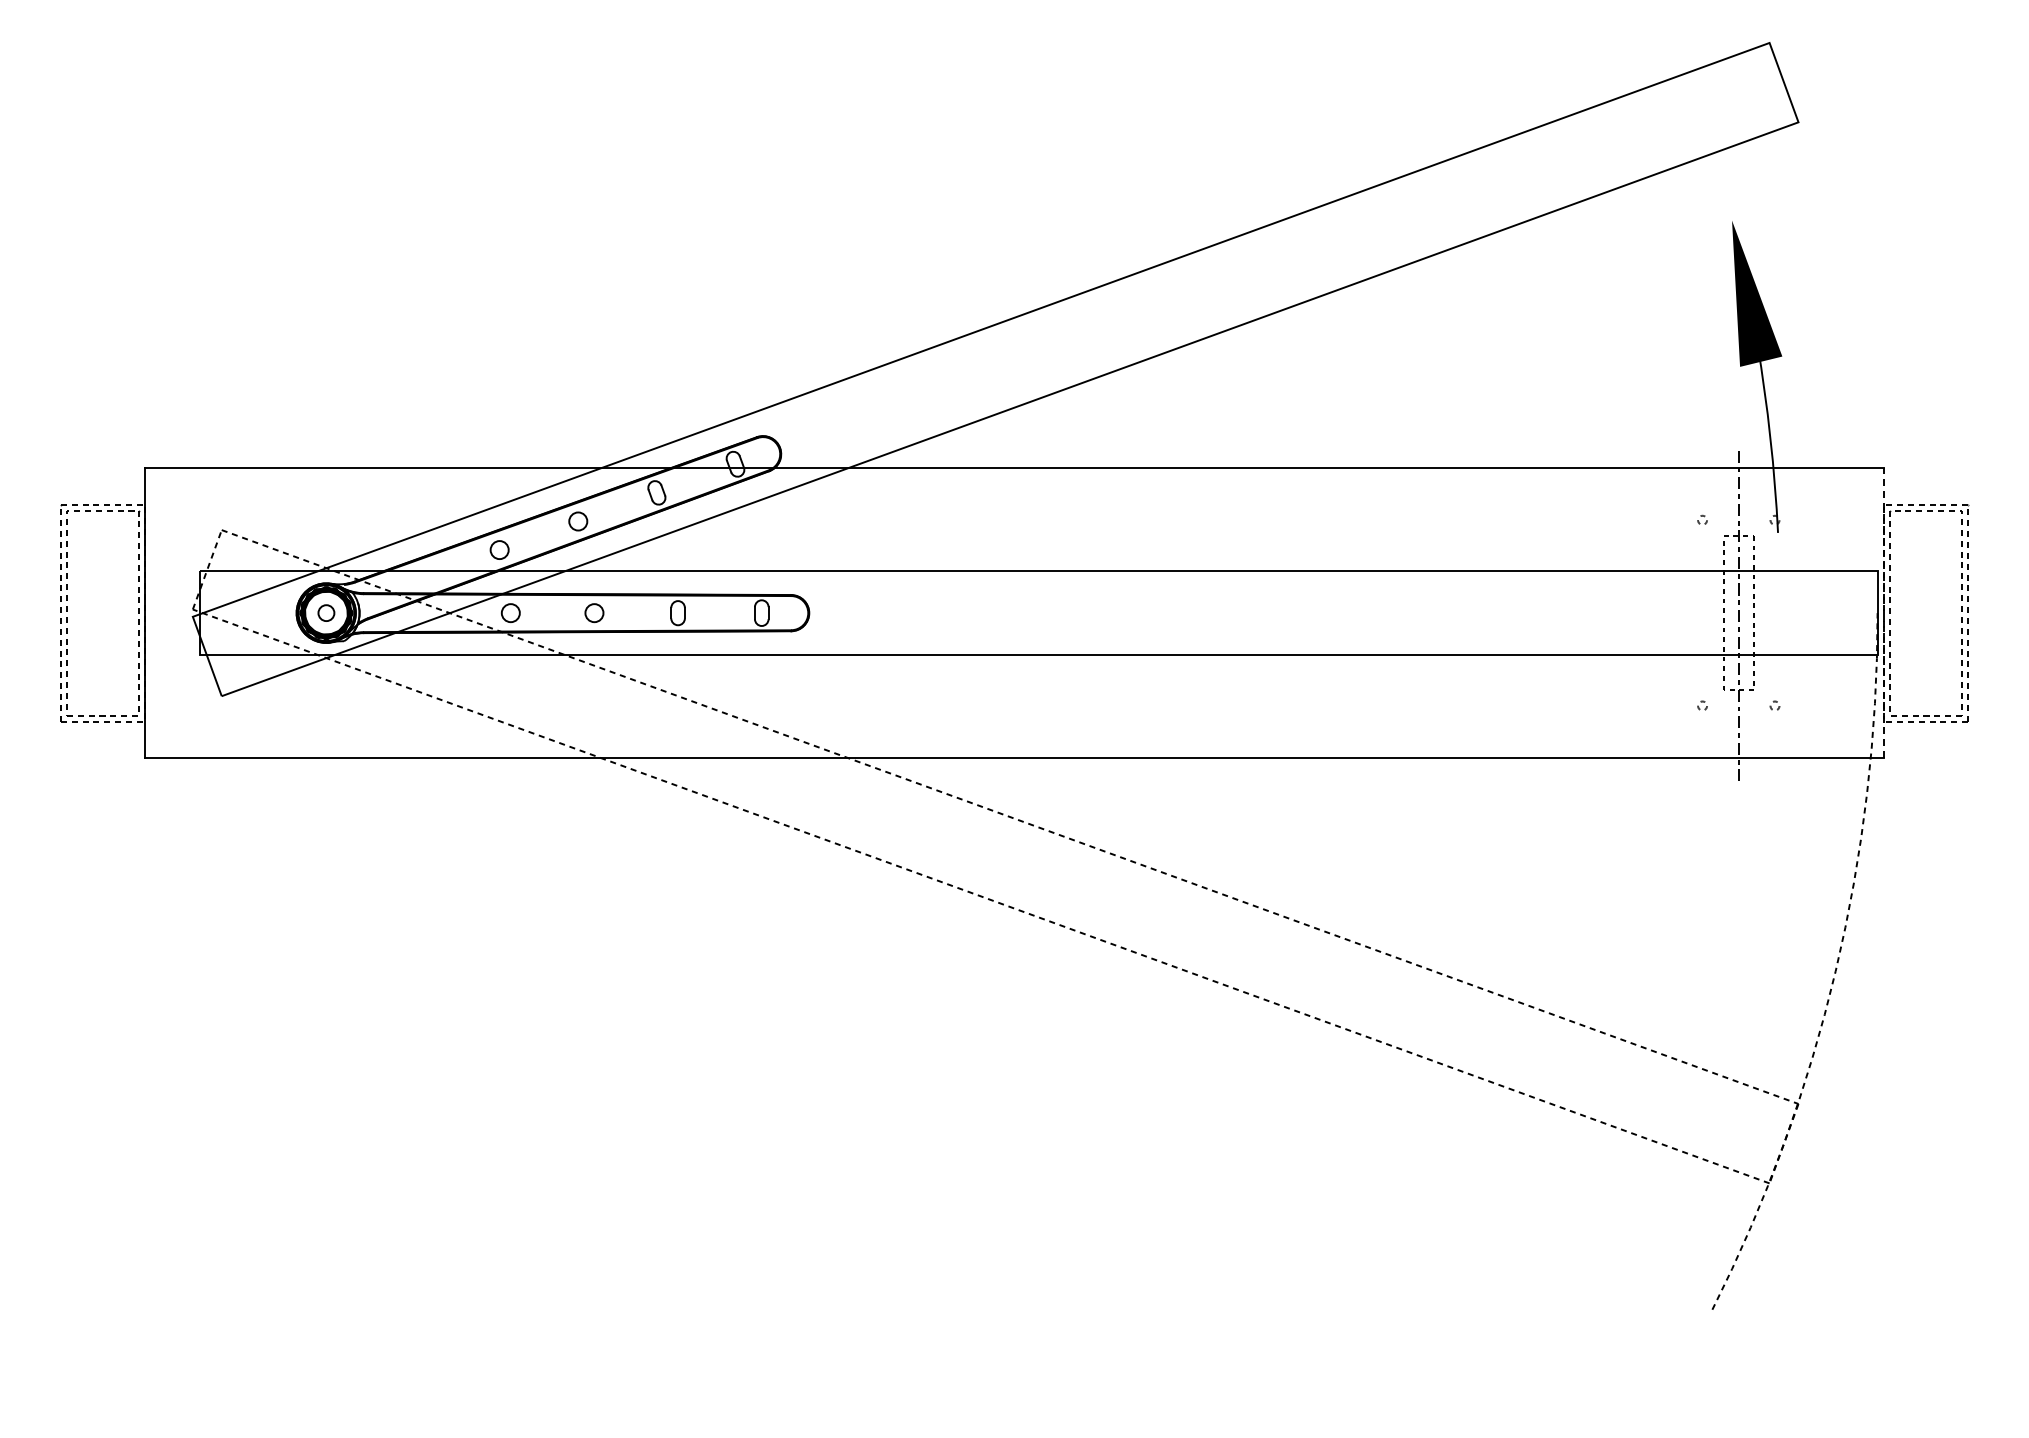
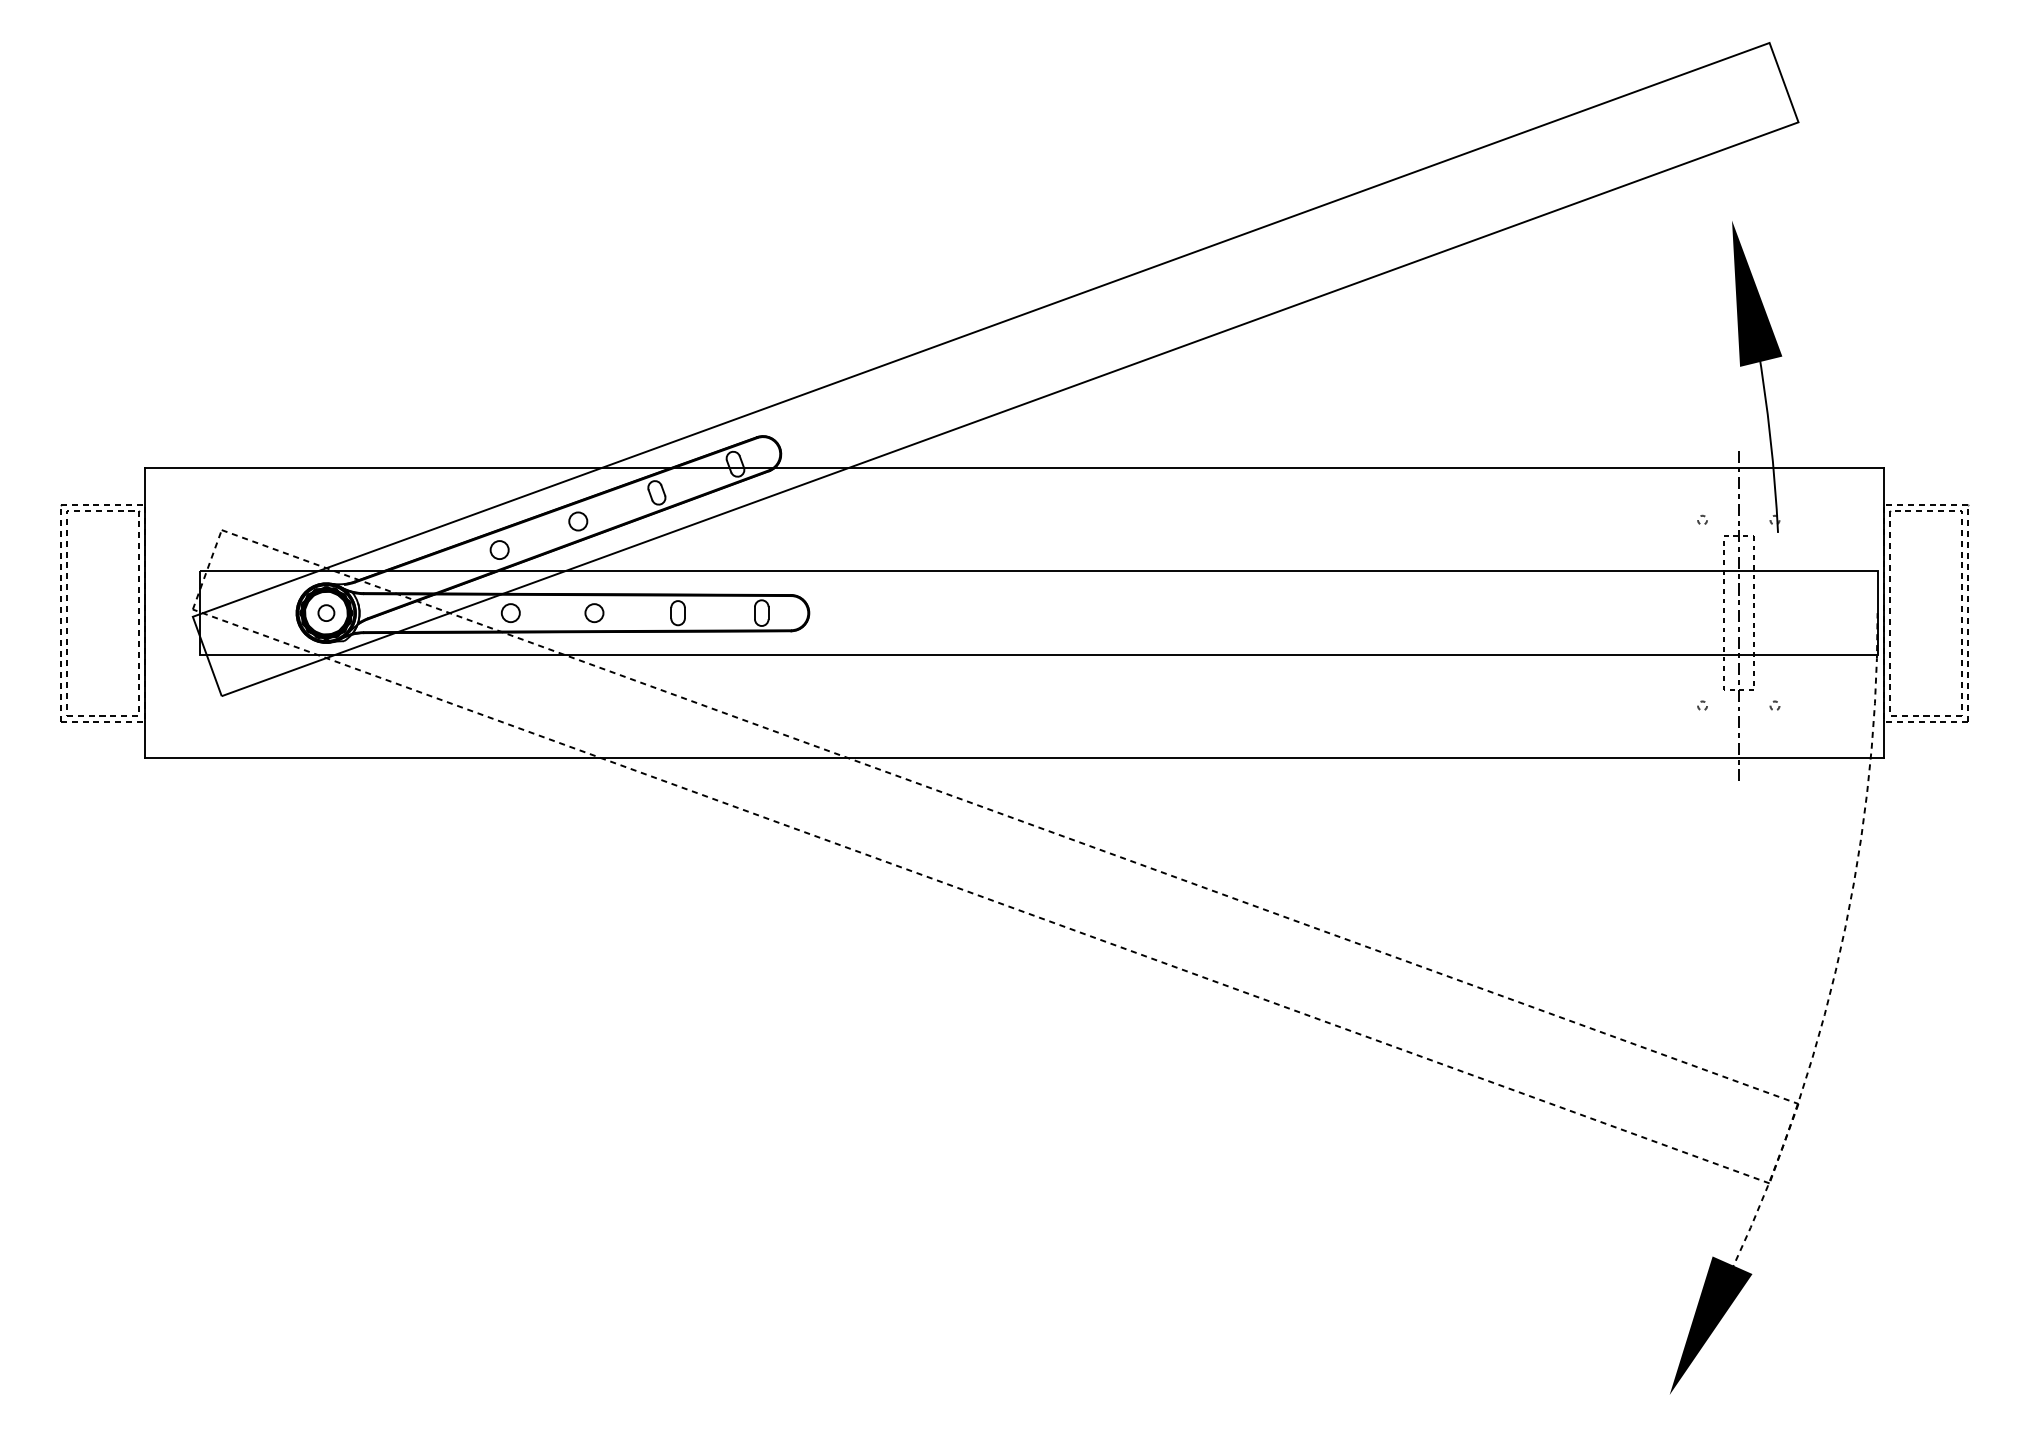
line: dashed -> solid (1883, 613)
fill: none -> present (1710, 1325)
